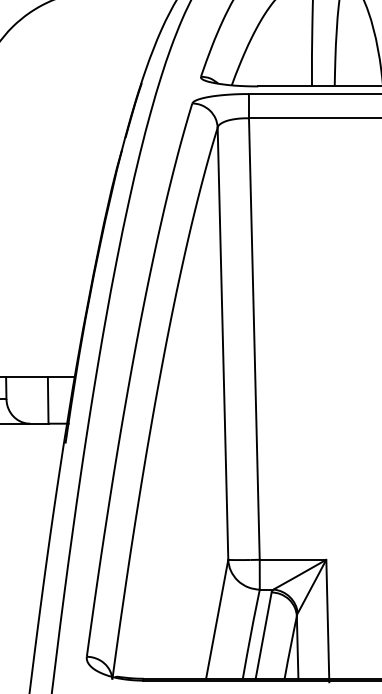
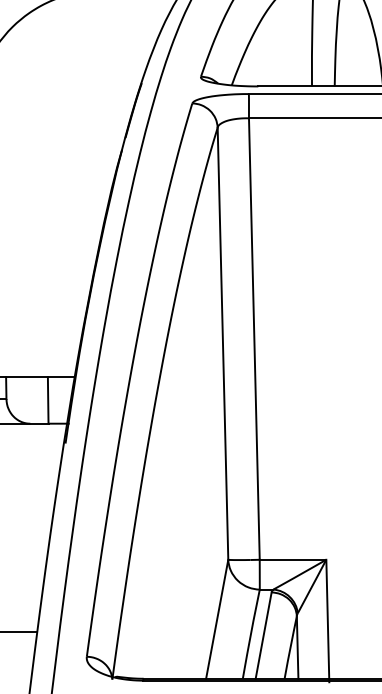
line: none -> present (19, 632)
